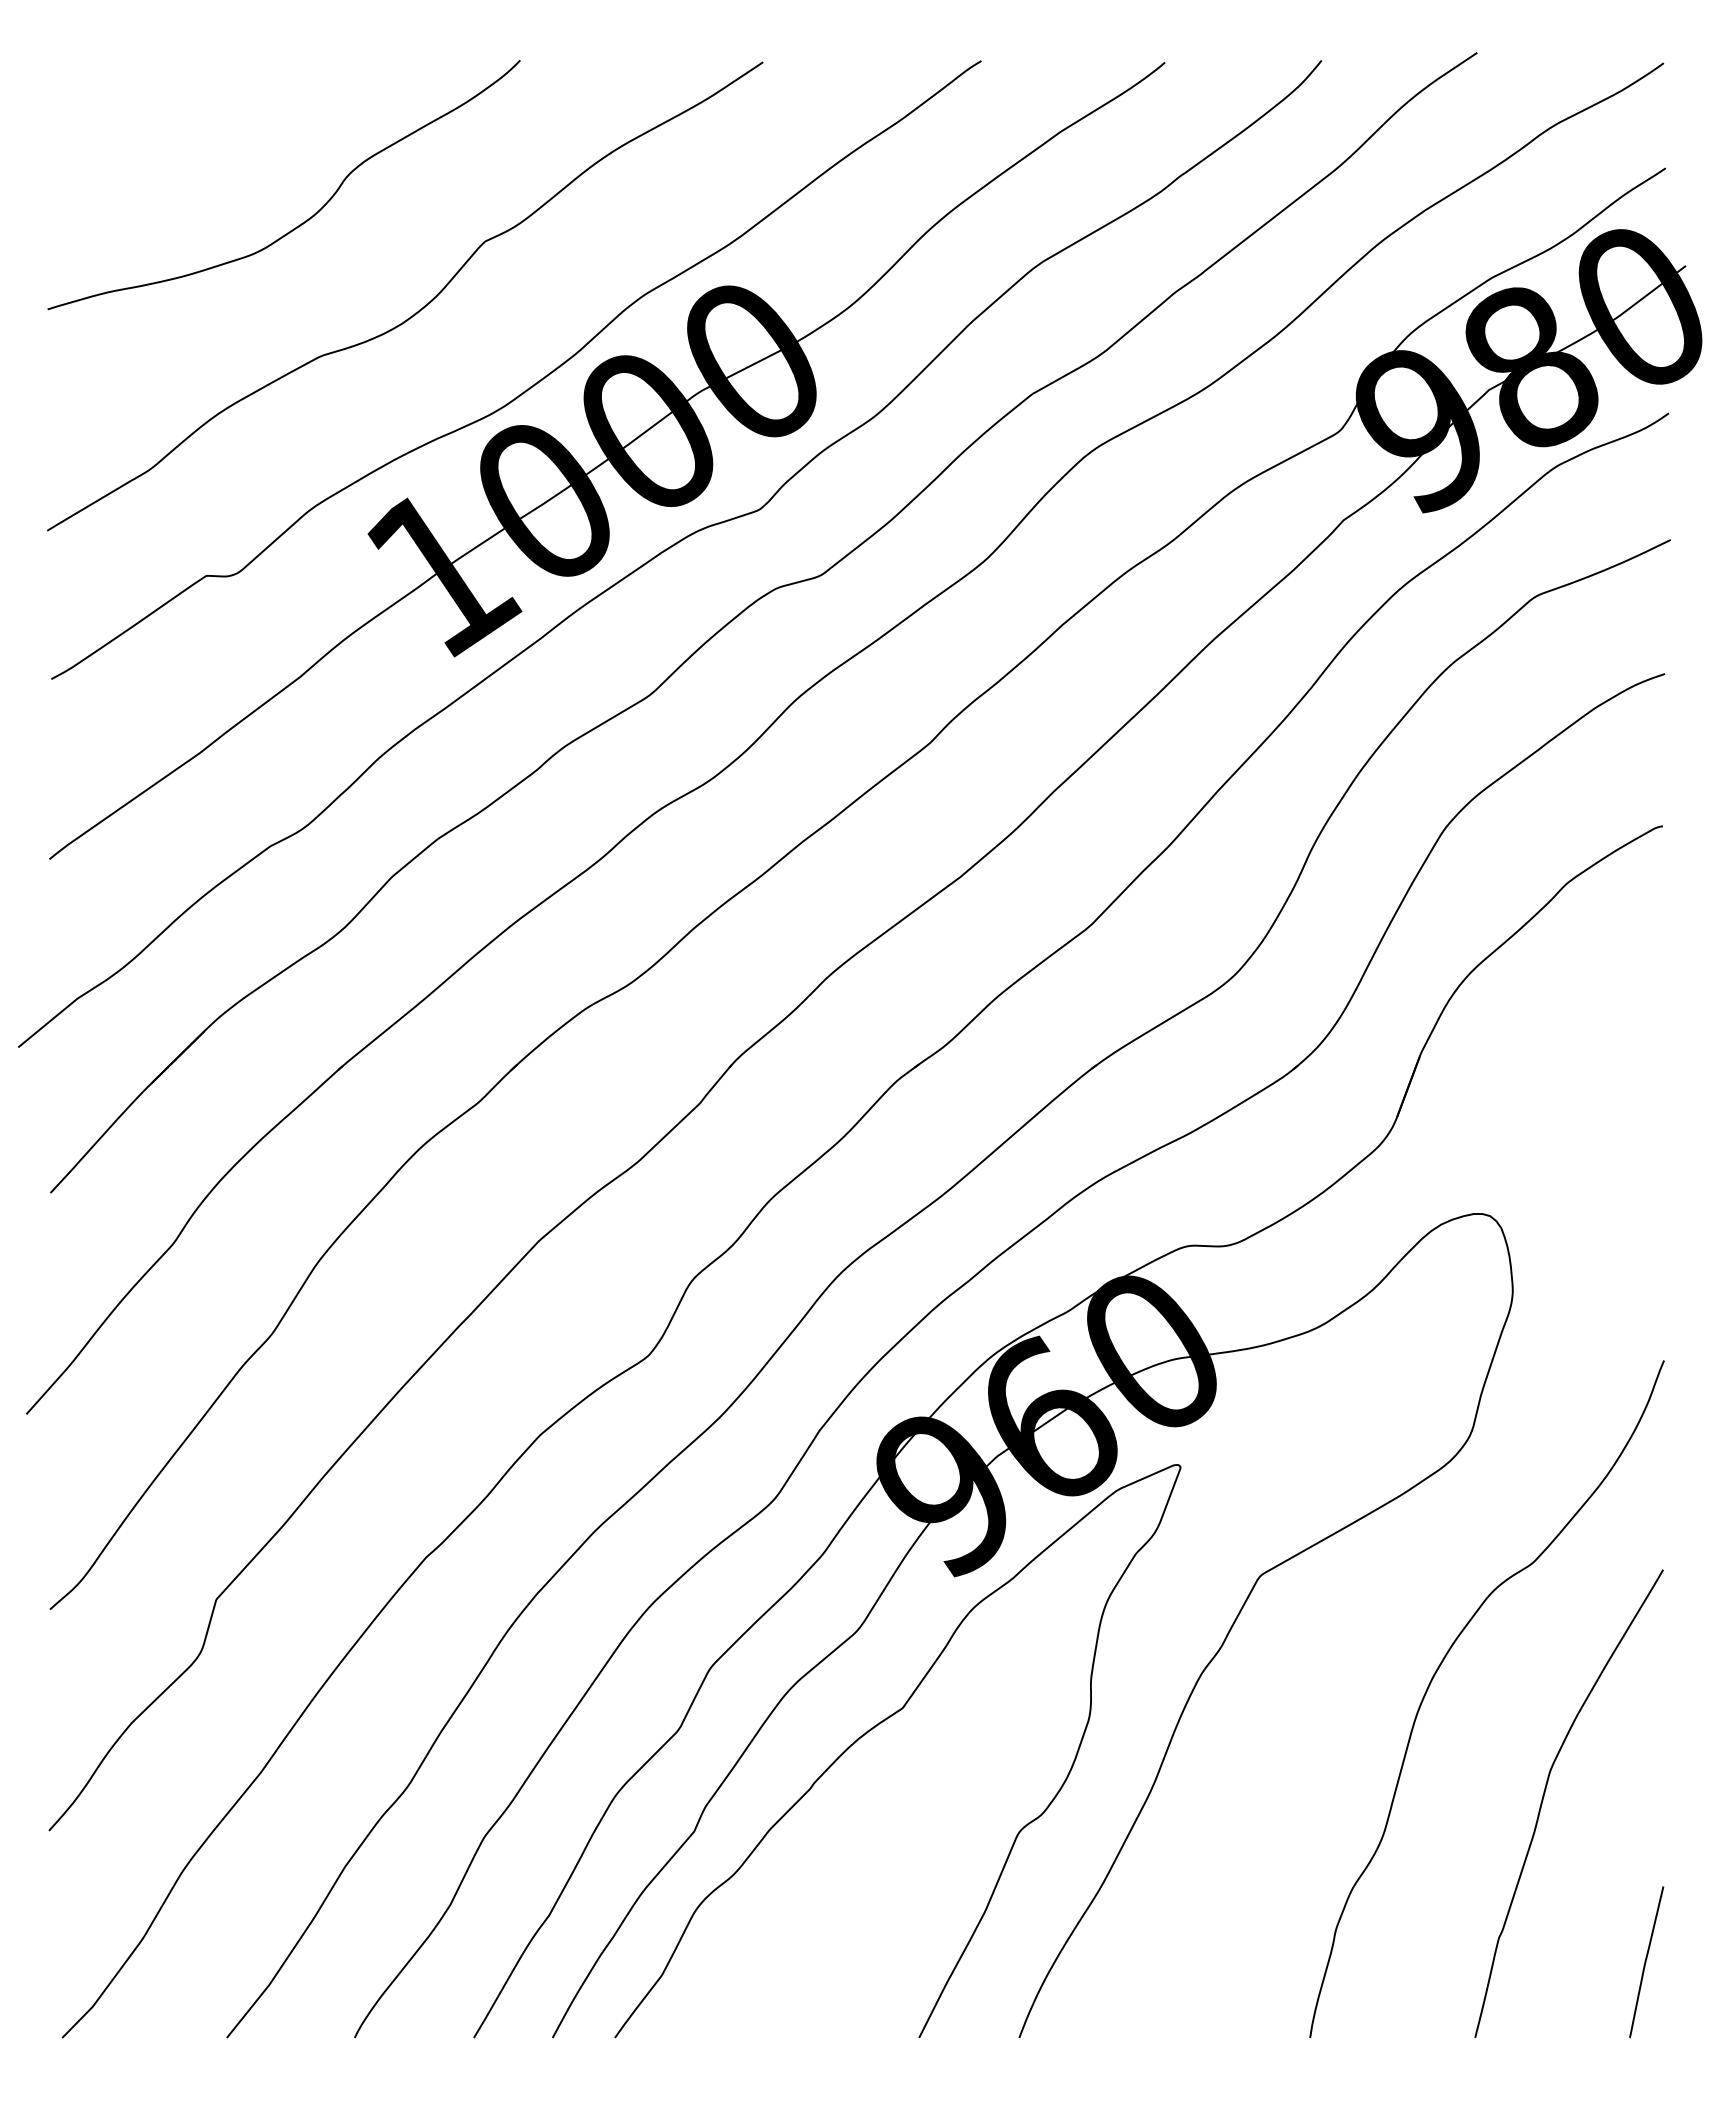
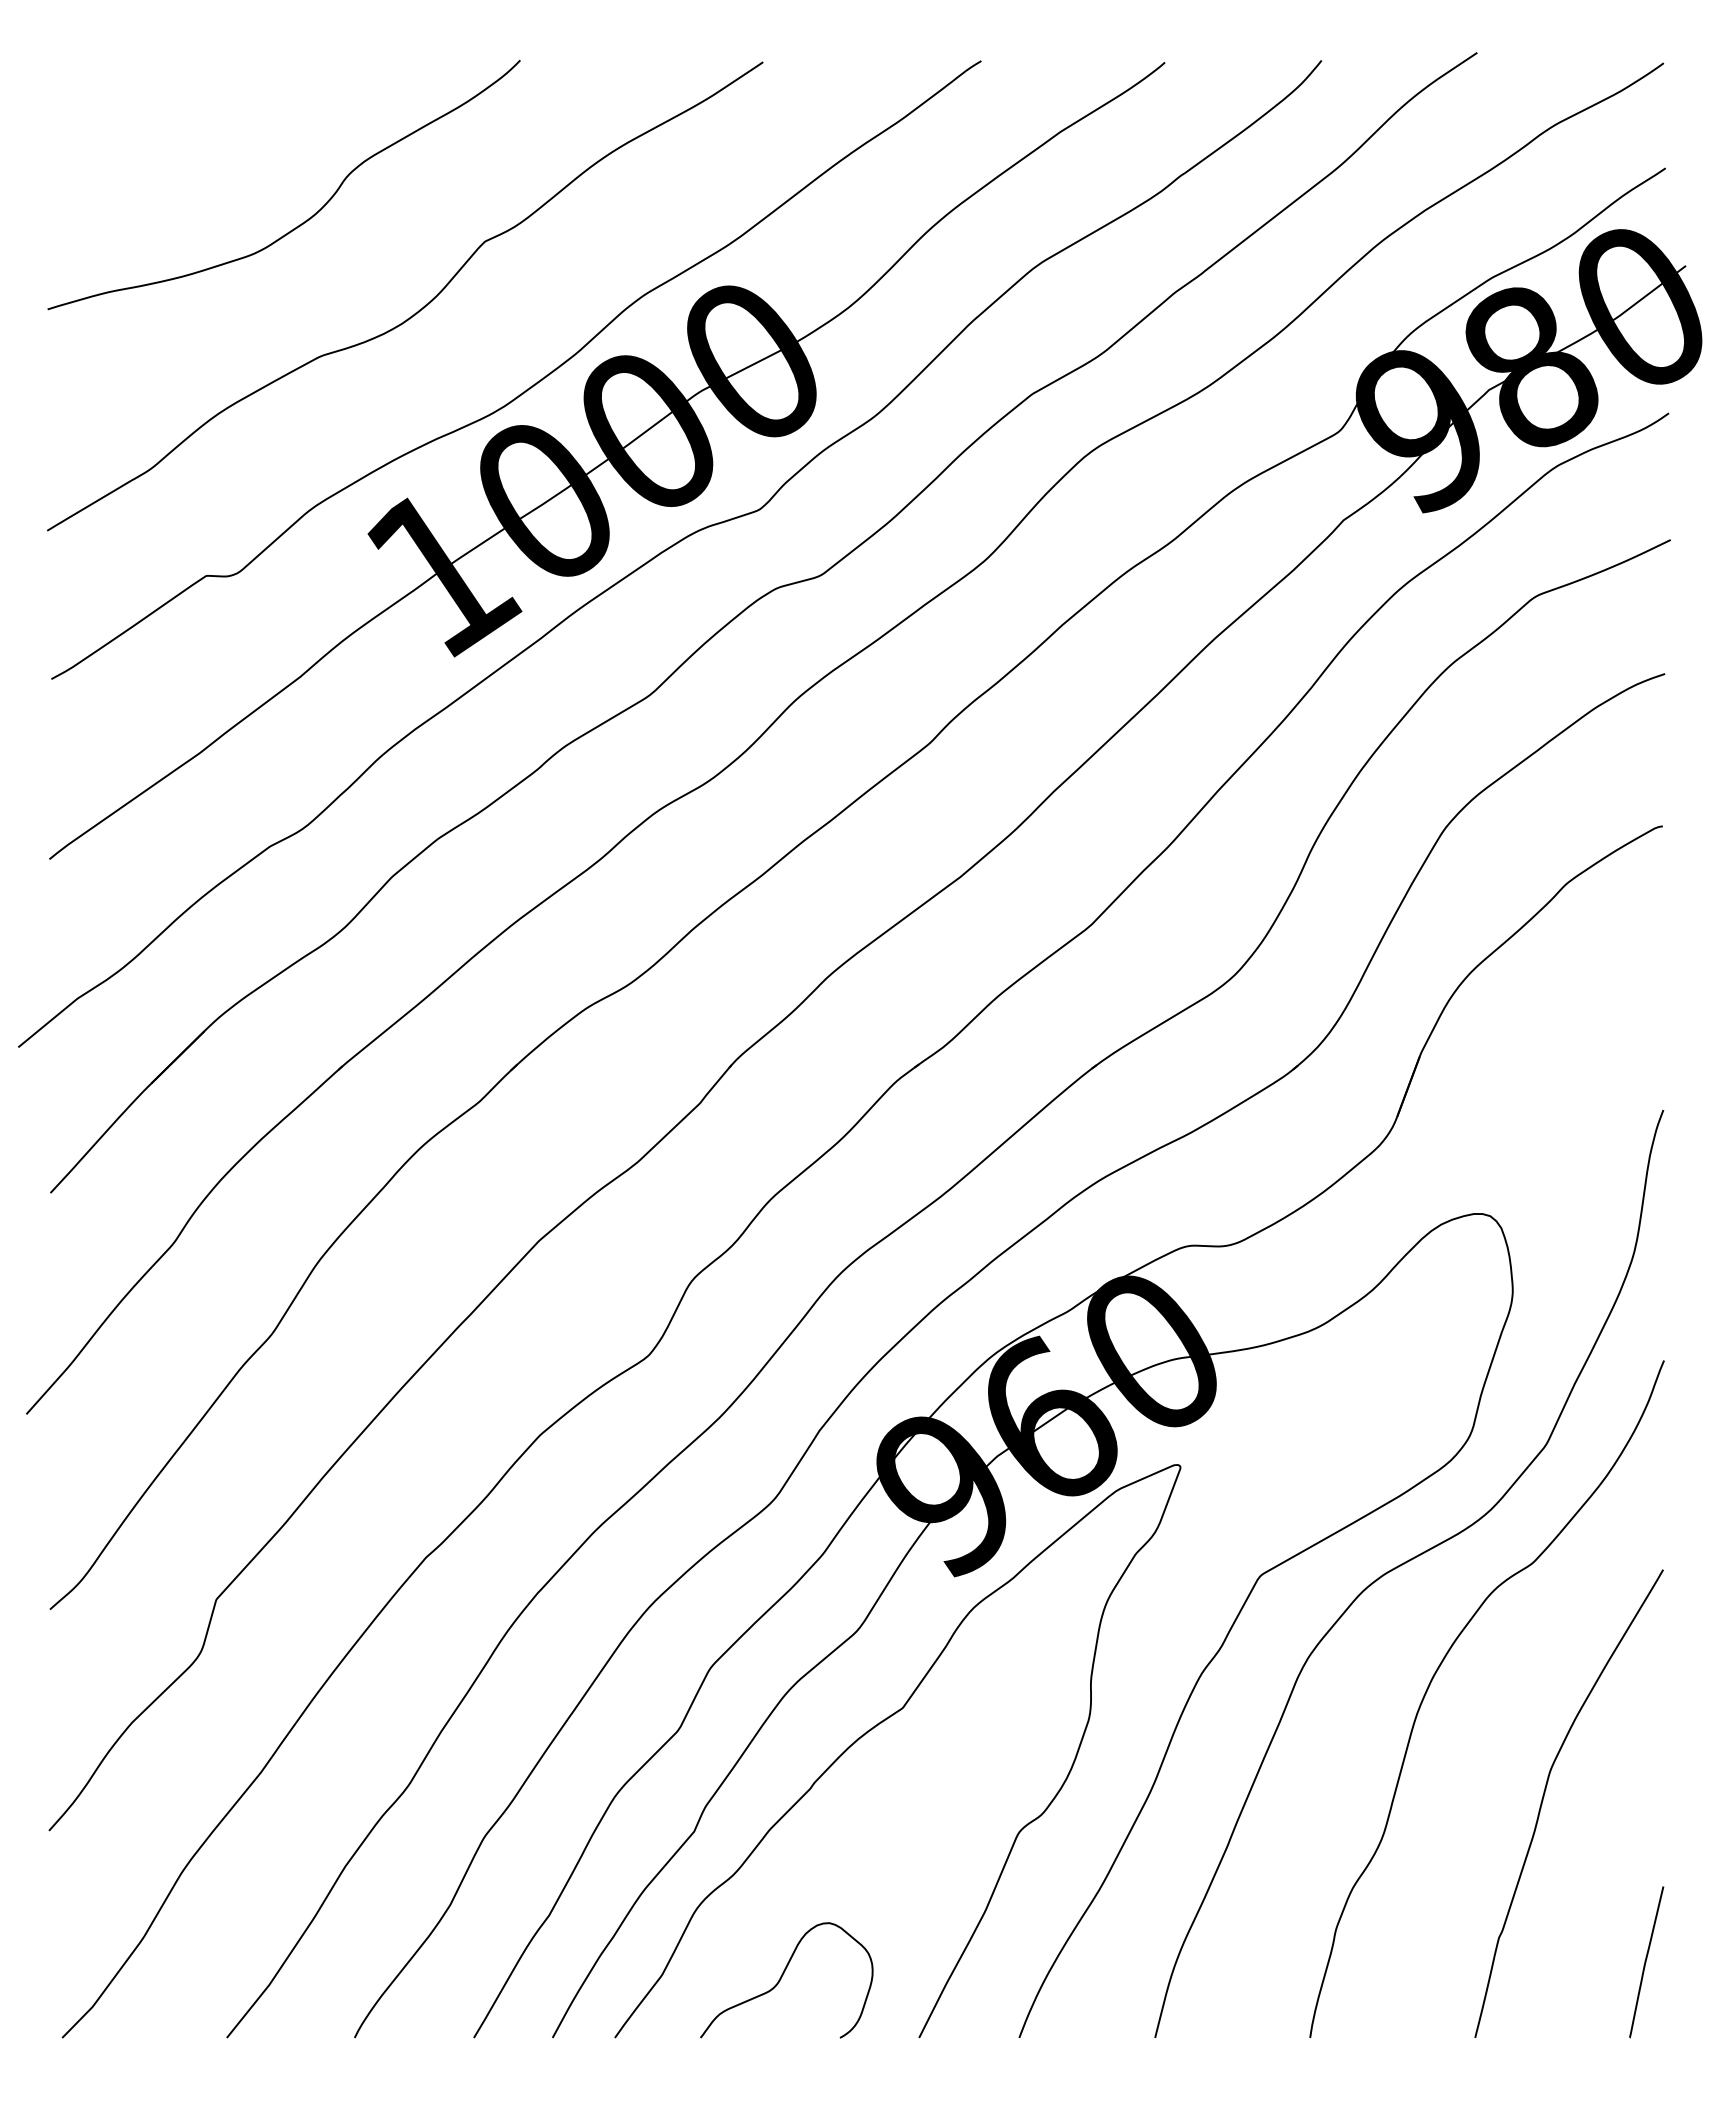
curve: none -> present (1404, 1564)
curve: none -> present (782, 1977)
